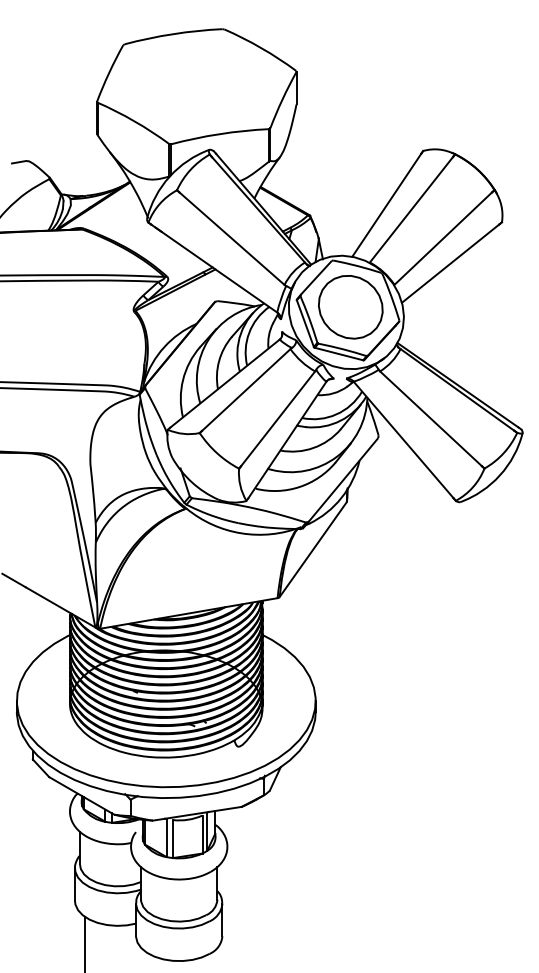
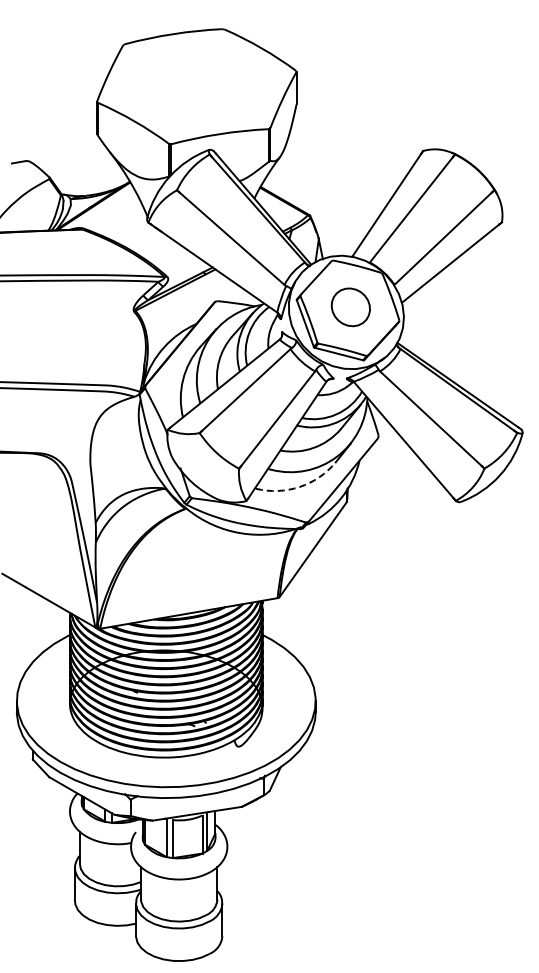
part size: 66x65 px -> 41x41 px (350, 307)
arc: solid -> dashed (299, 487)
line: present -> none (84, 942)
